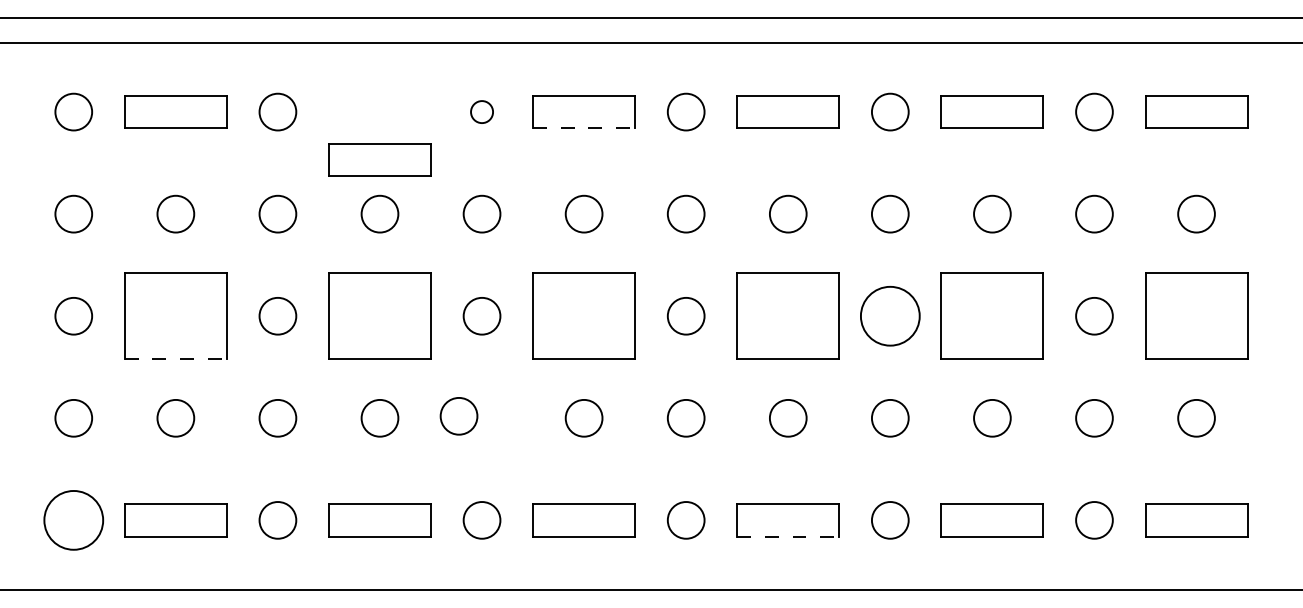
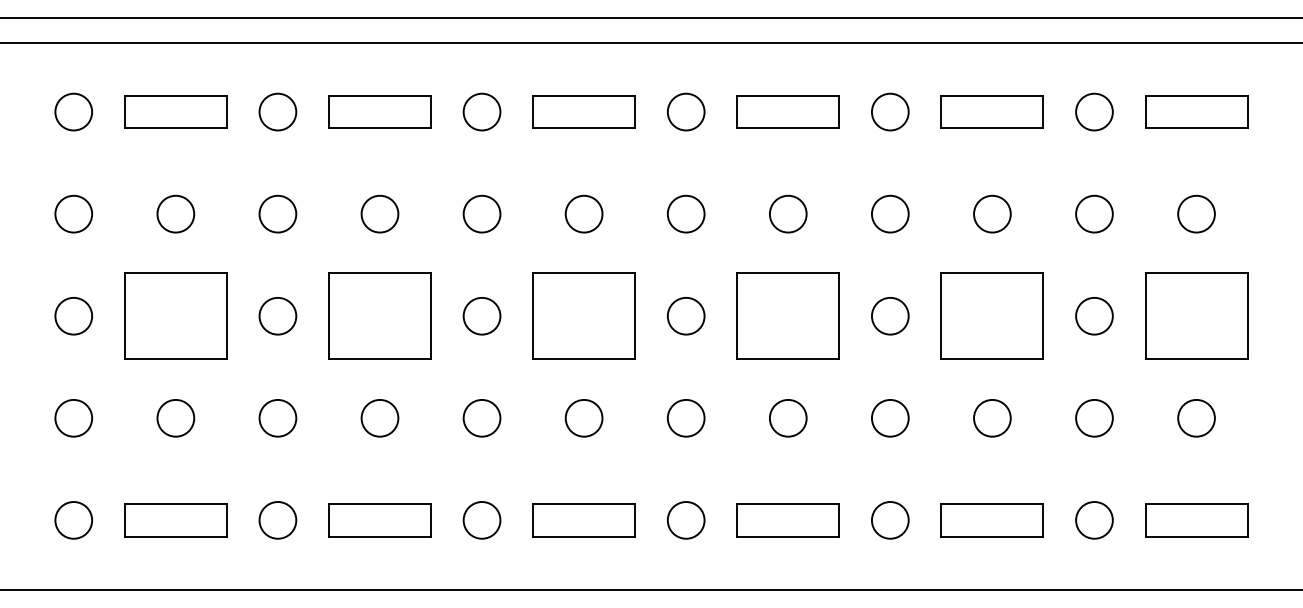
circle diameter: 22 px -> 37 px (481, 111)
line: dashed -> solid (584, 128)
part position: (379, 159) -> (379, 111) (379, 111)
circle diameter: 59 px -> 37 px (889, 315)
line: dashed -> solid (176, 359)
circle position: (458, 416) -> (481, 418) (481, 418)
circle diameter: 59 px -> 37 px (73, 520)
line: dashed -> solid (788, 536)
